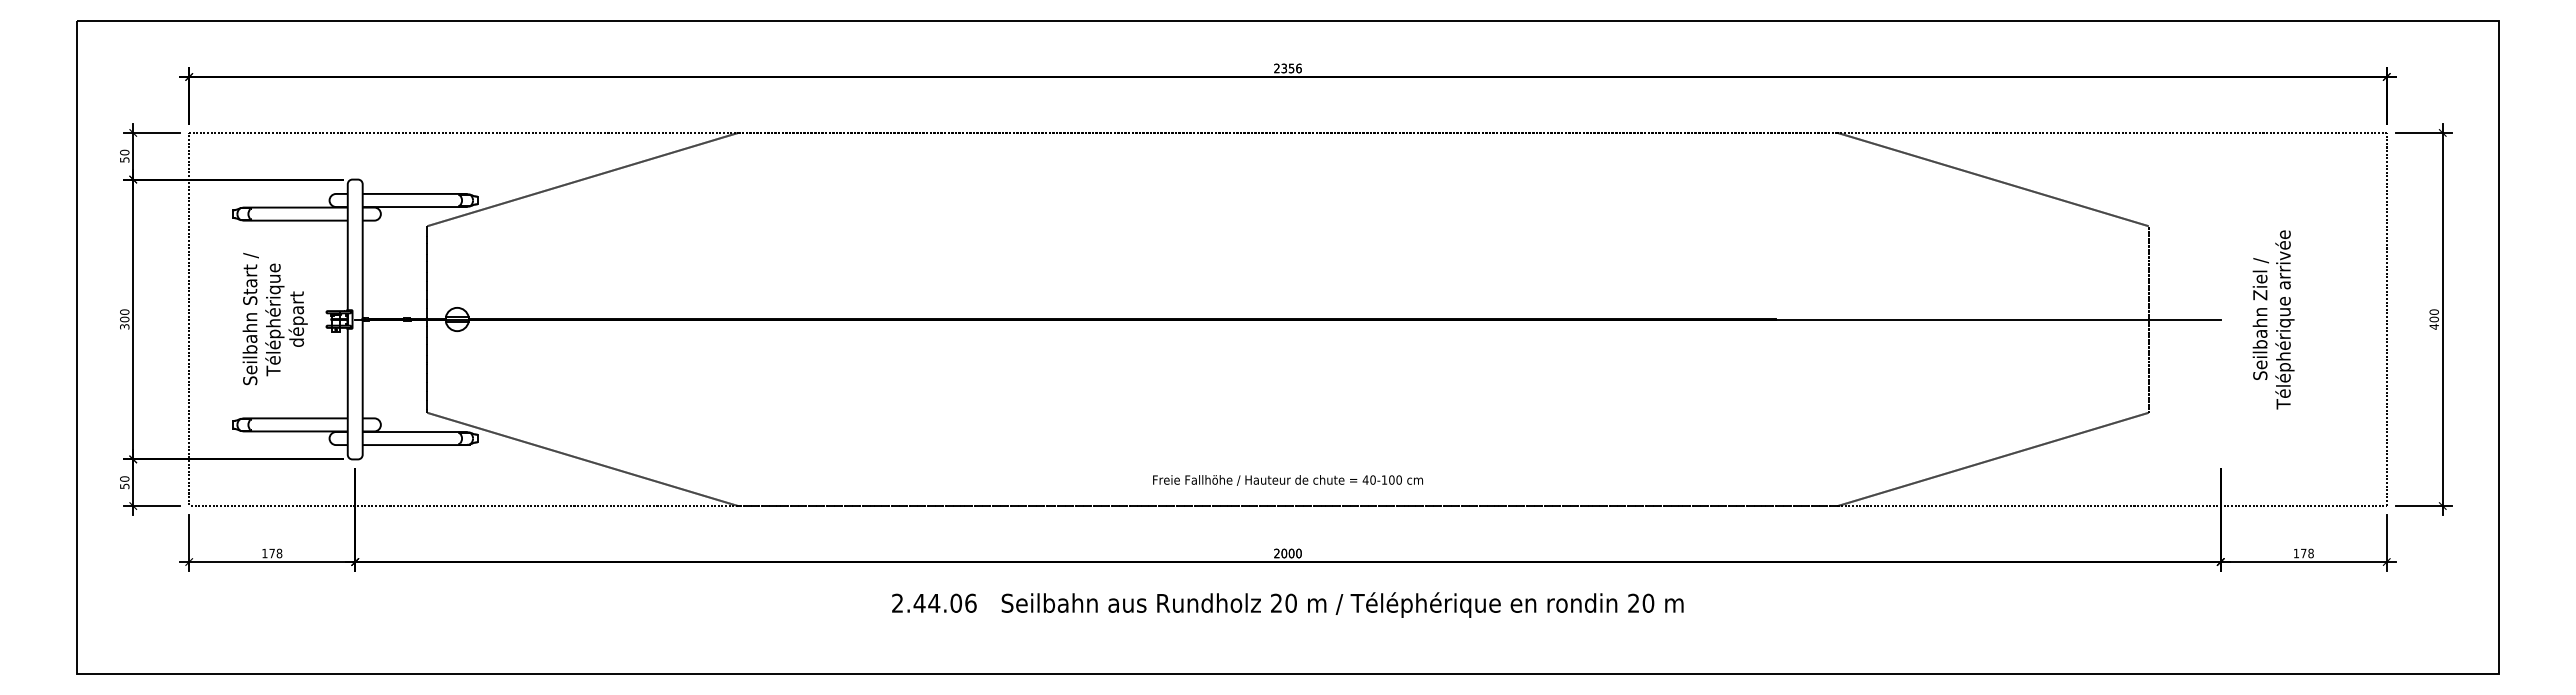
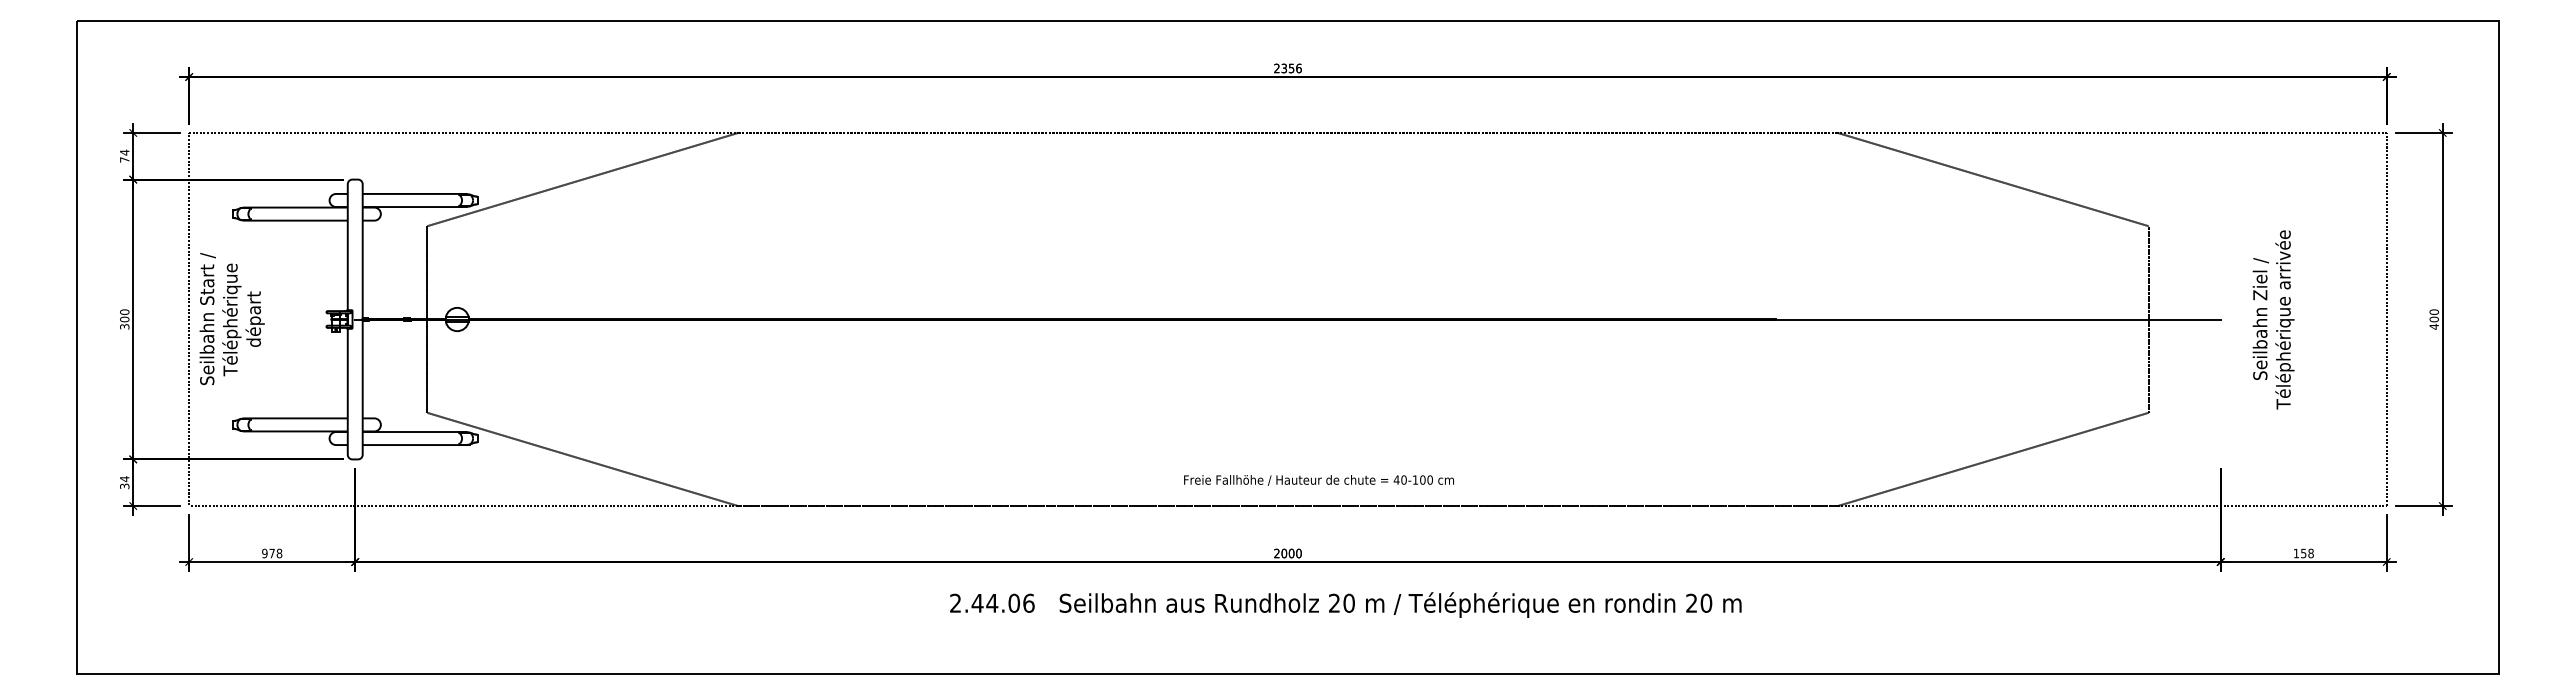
text: 50 -> 74 (124, 155)
text position: (274, 318) -> (231, 318) (231, 318)
text position: (1287, 480) -> (1318, 480) (1318, 480)
text: 50 -> 34 (124, 482)
text: 178 -> 978 (264, 553)
text: 178 -> 158 (2303, 553)
text position: (1287, 604) -> (1345, 604) (1345, 604)
